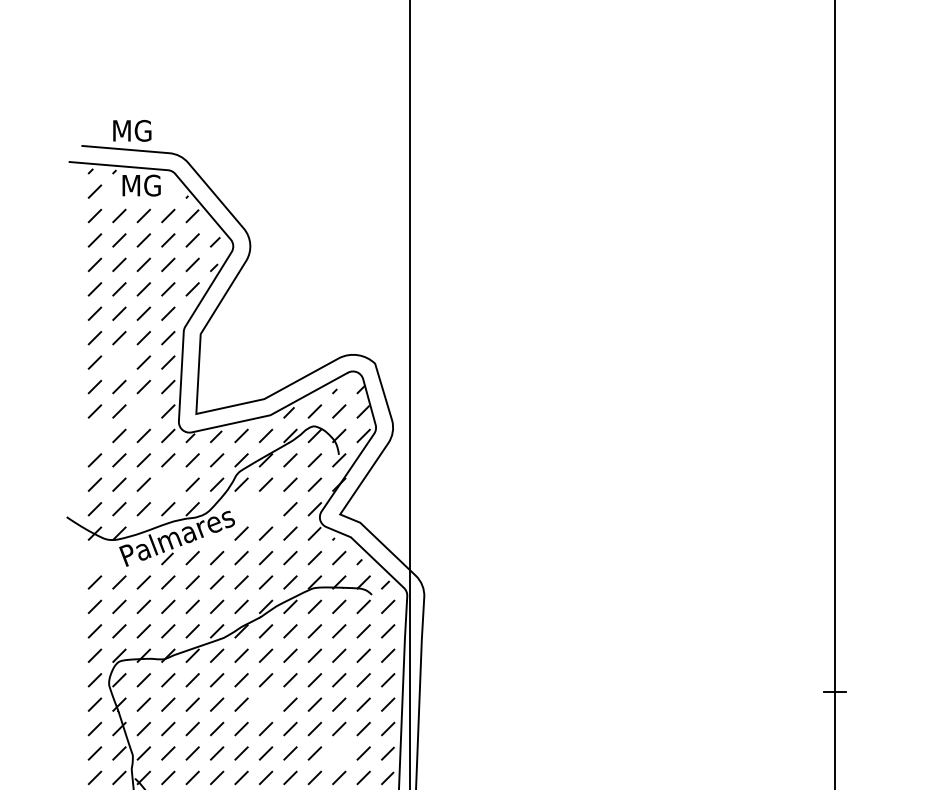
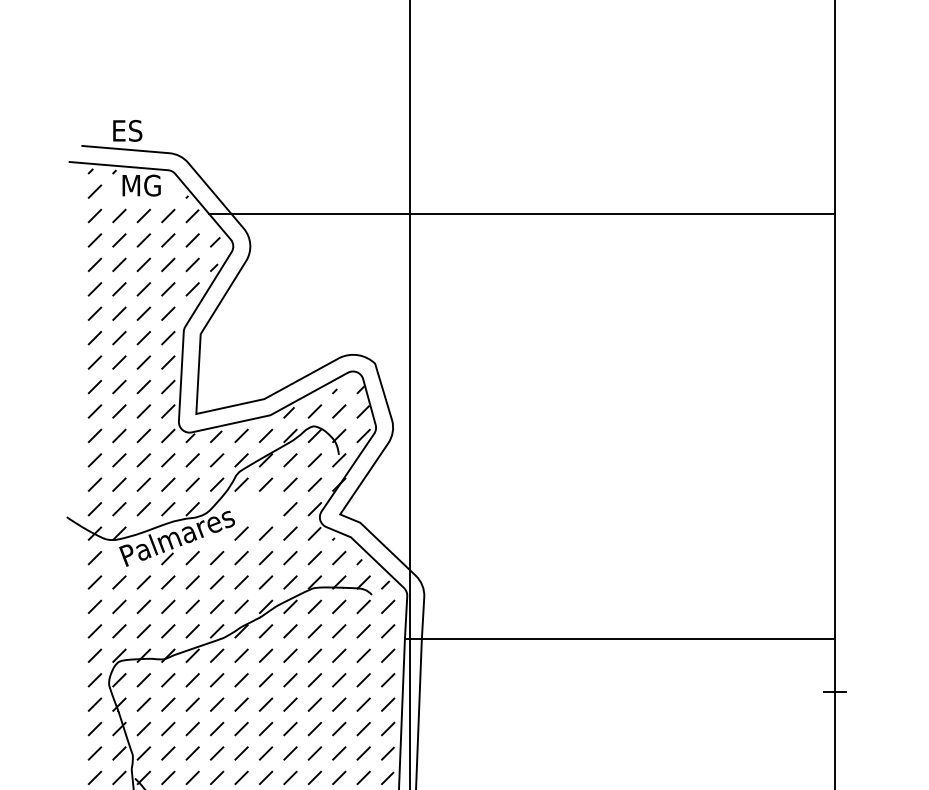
text: MG -> ES (133, 130)
line: none -> present (522, 214)
line: none -> present (119, 362)
line: none -> present (143, 411)
line: none -> present (94, 435)
line: none -> present (168, 484)
line: none -> present (94, 558)
line: none -> present (619, 639)
line: none -> present (265, 704)
line: none -> present (339, 753)
